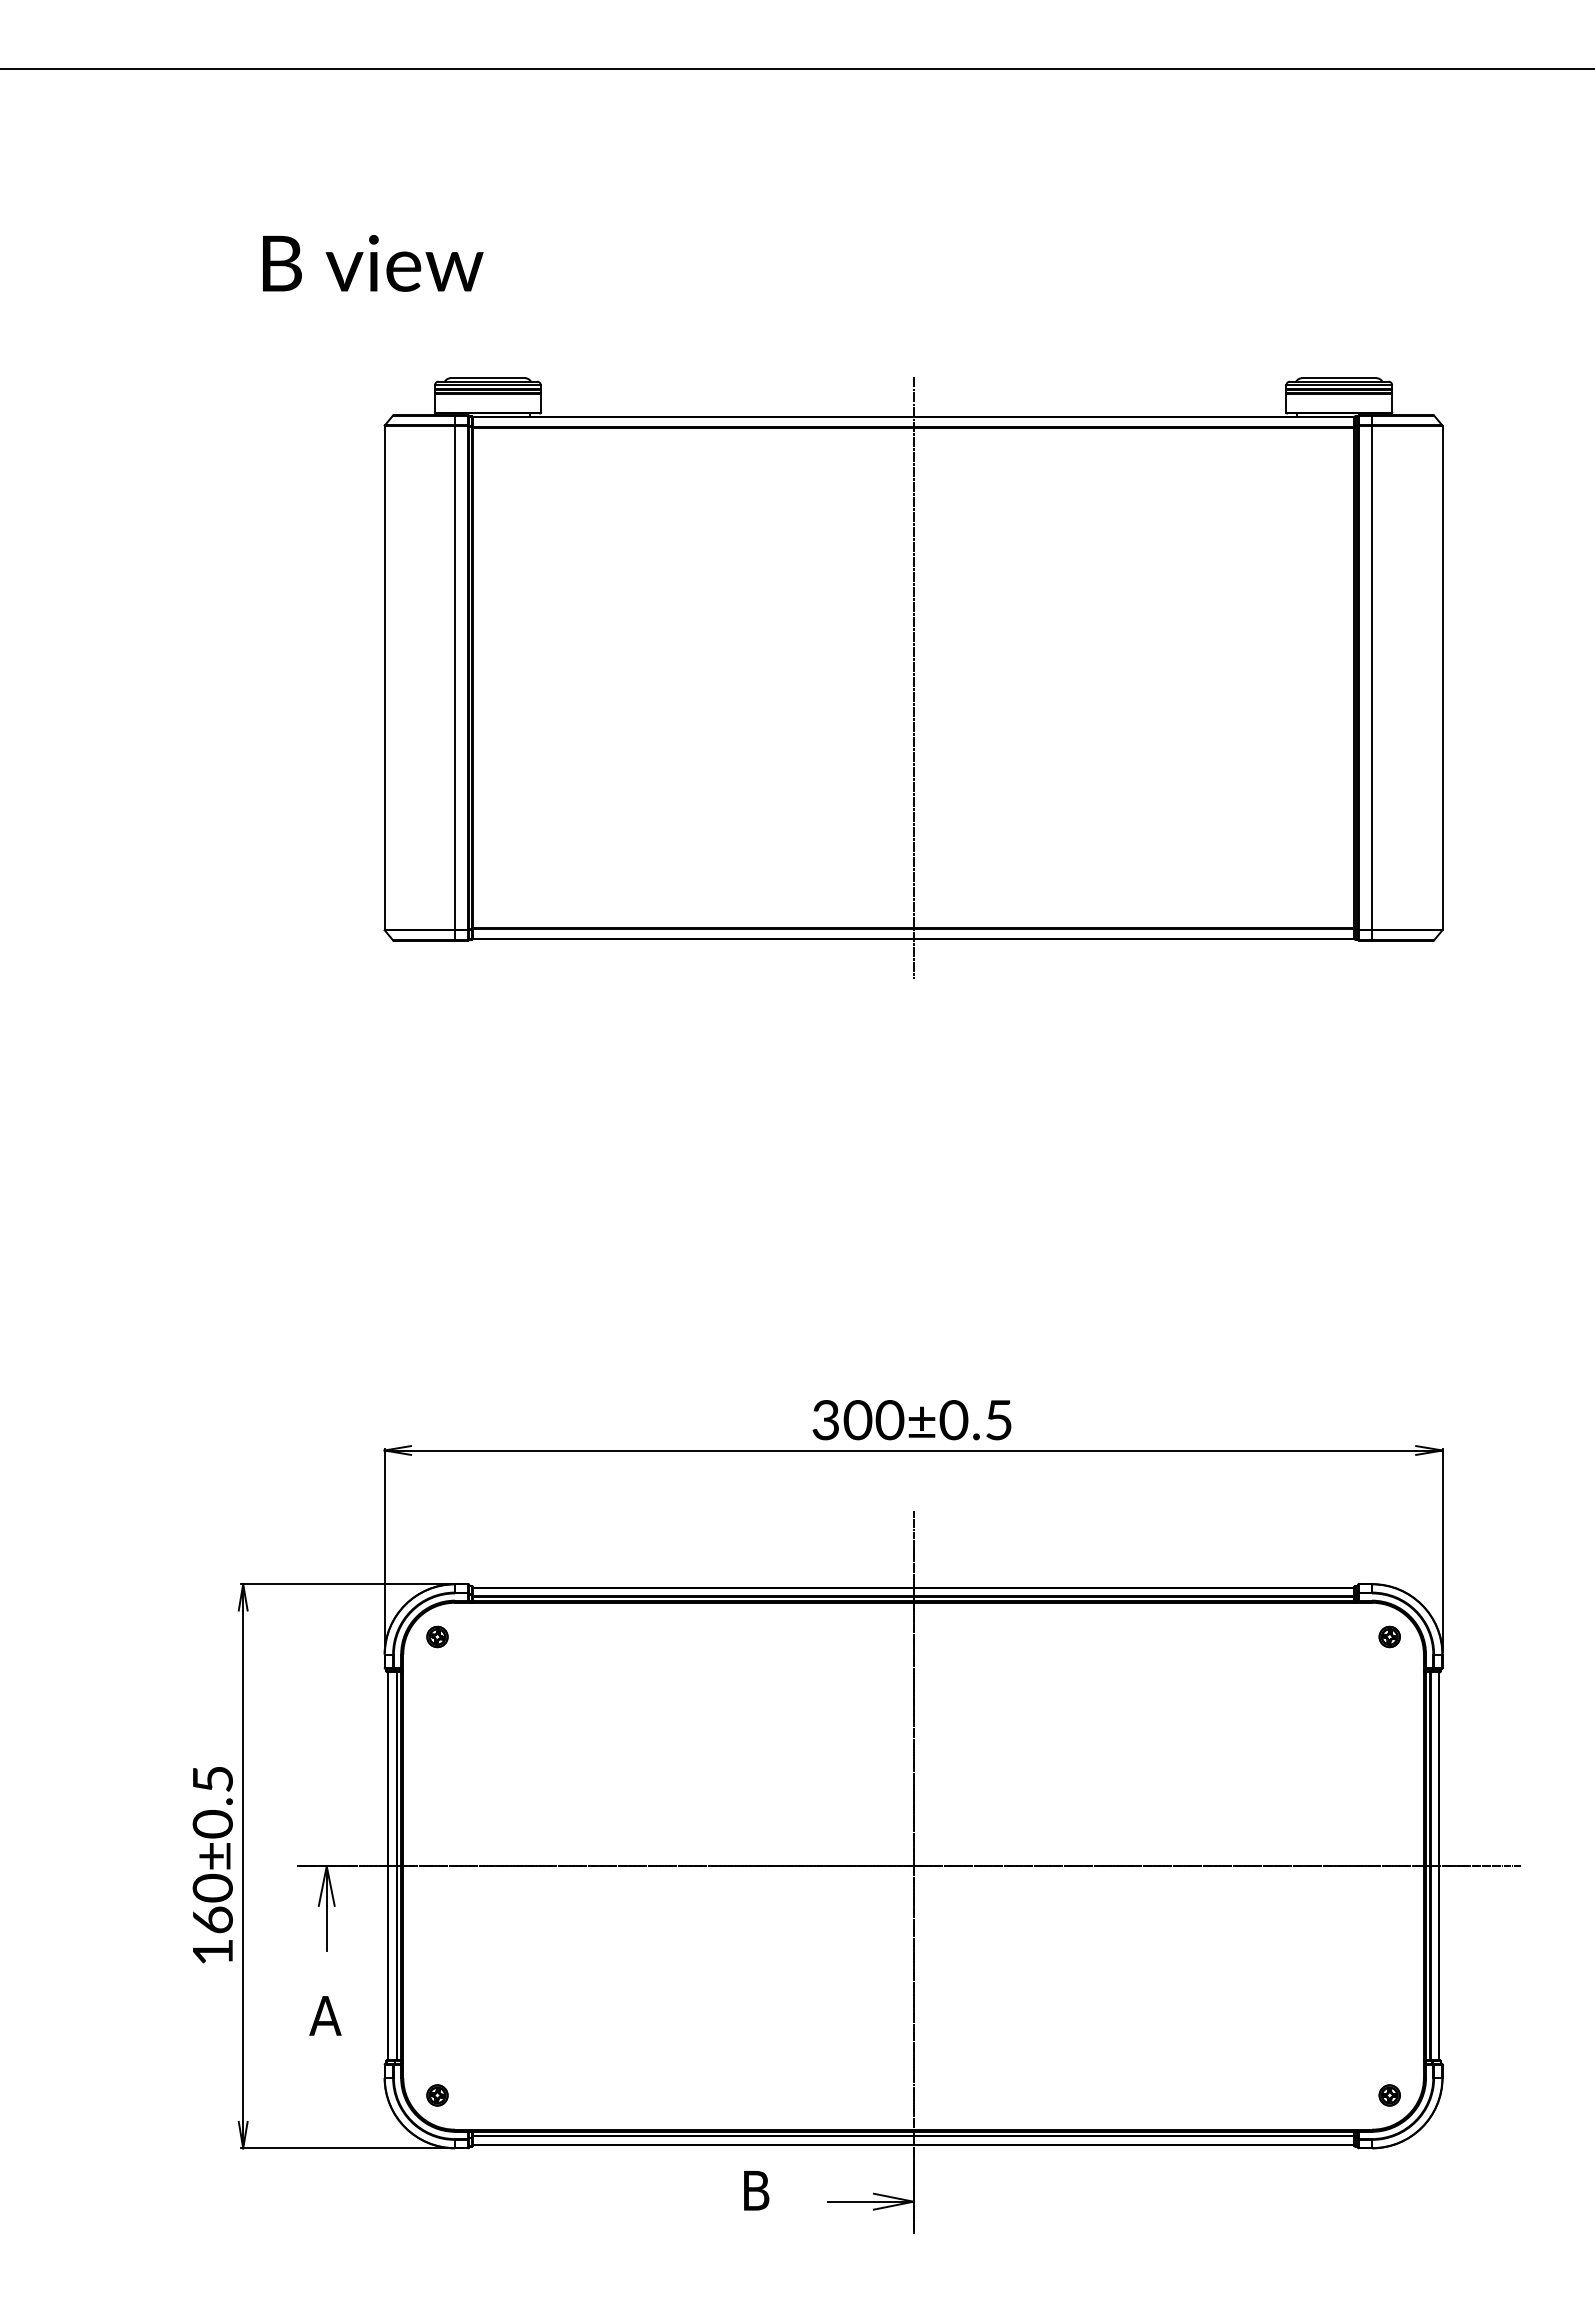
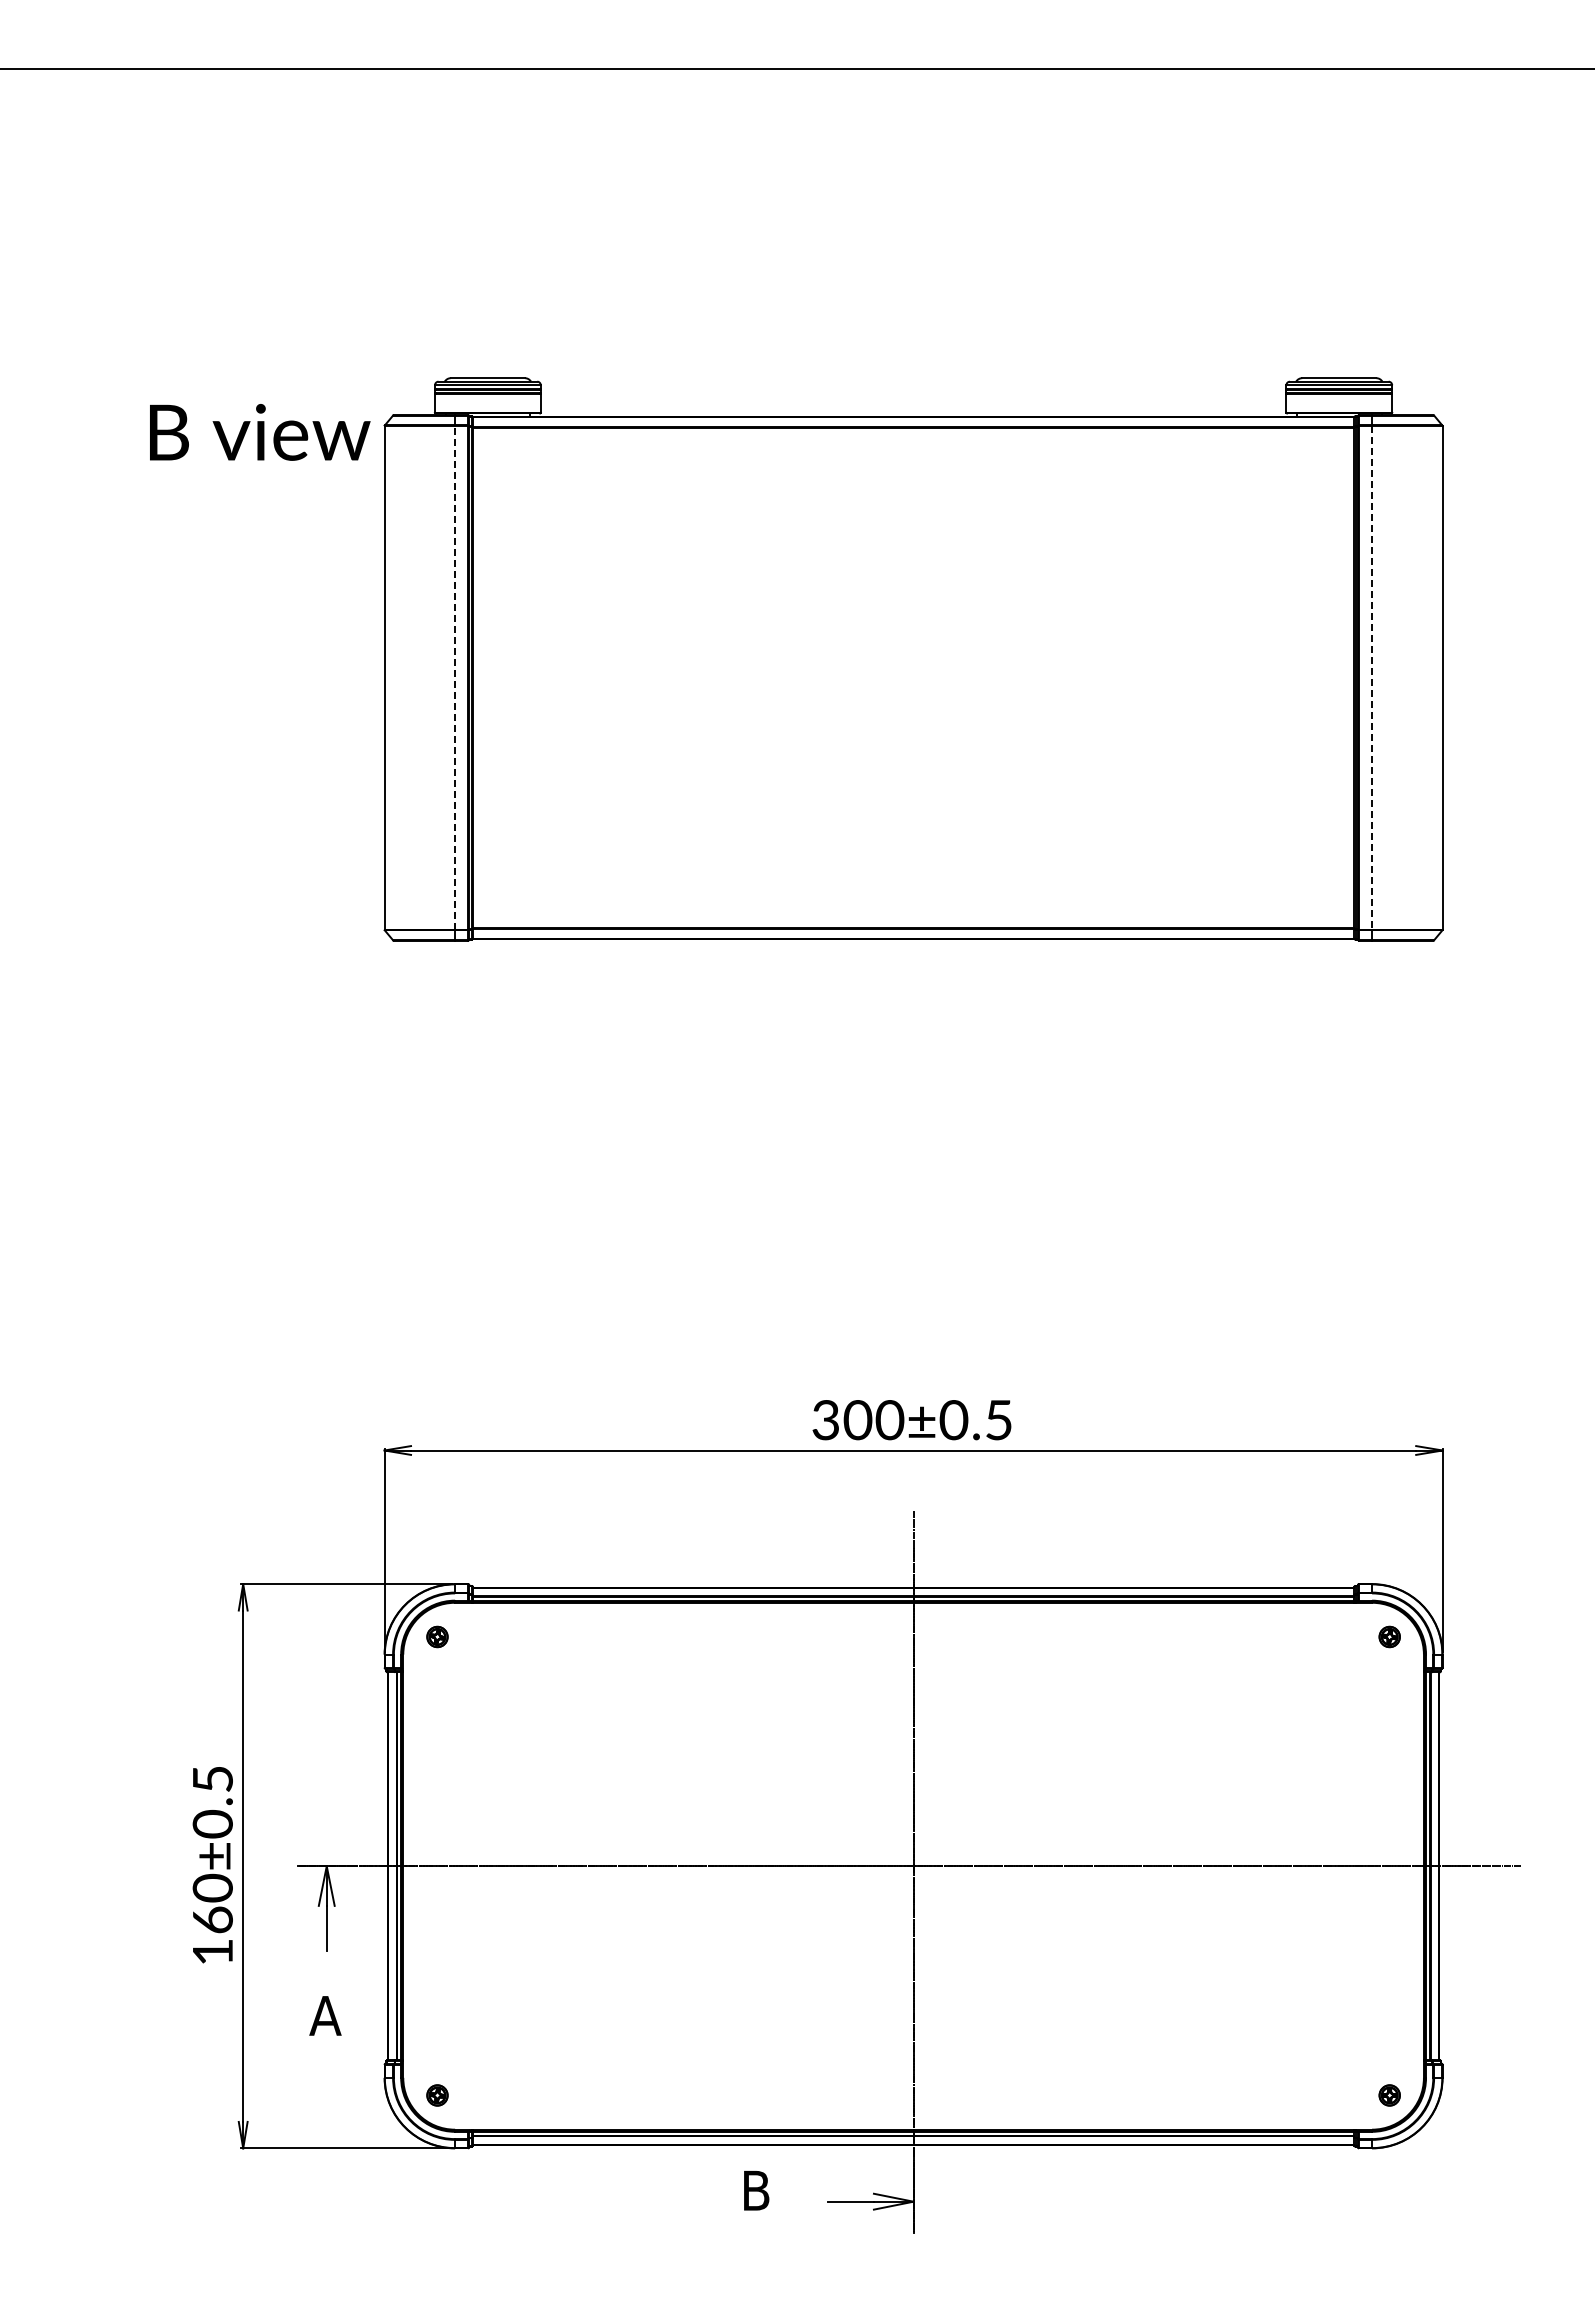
text position: (373, 263) -> (260, 432) (260, 432)
line: solid -> dashed (455, 677)
line: present -> none (913, 677)
line: solid -> dashed (1372, 677)
